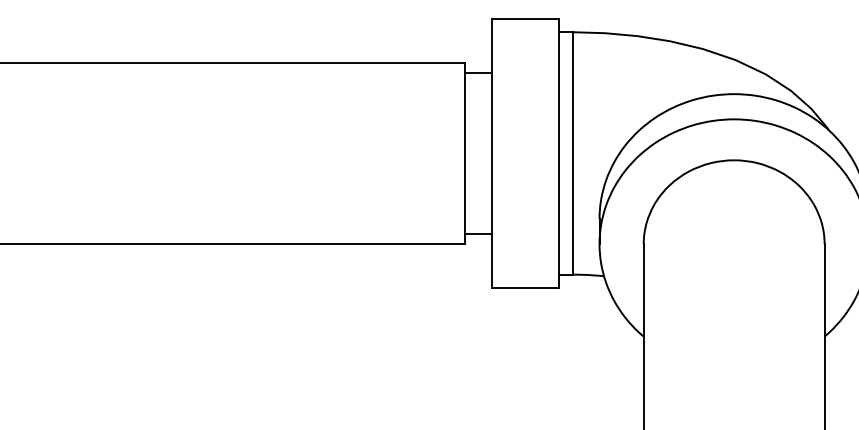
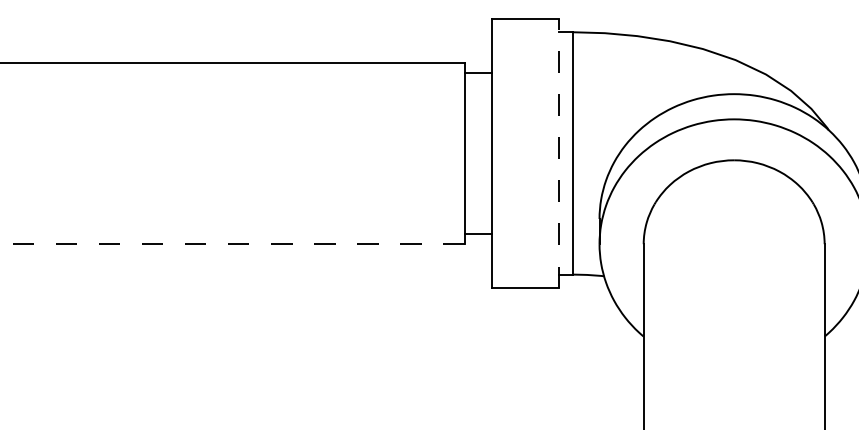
line: solid -> dashed (559, 153)
line: solid -> dashed (232, 243)
